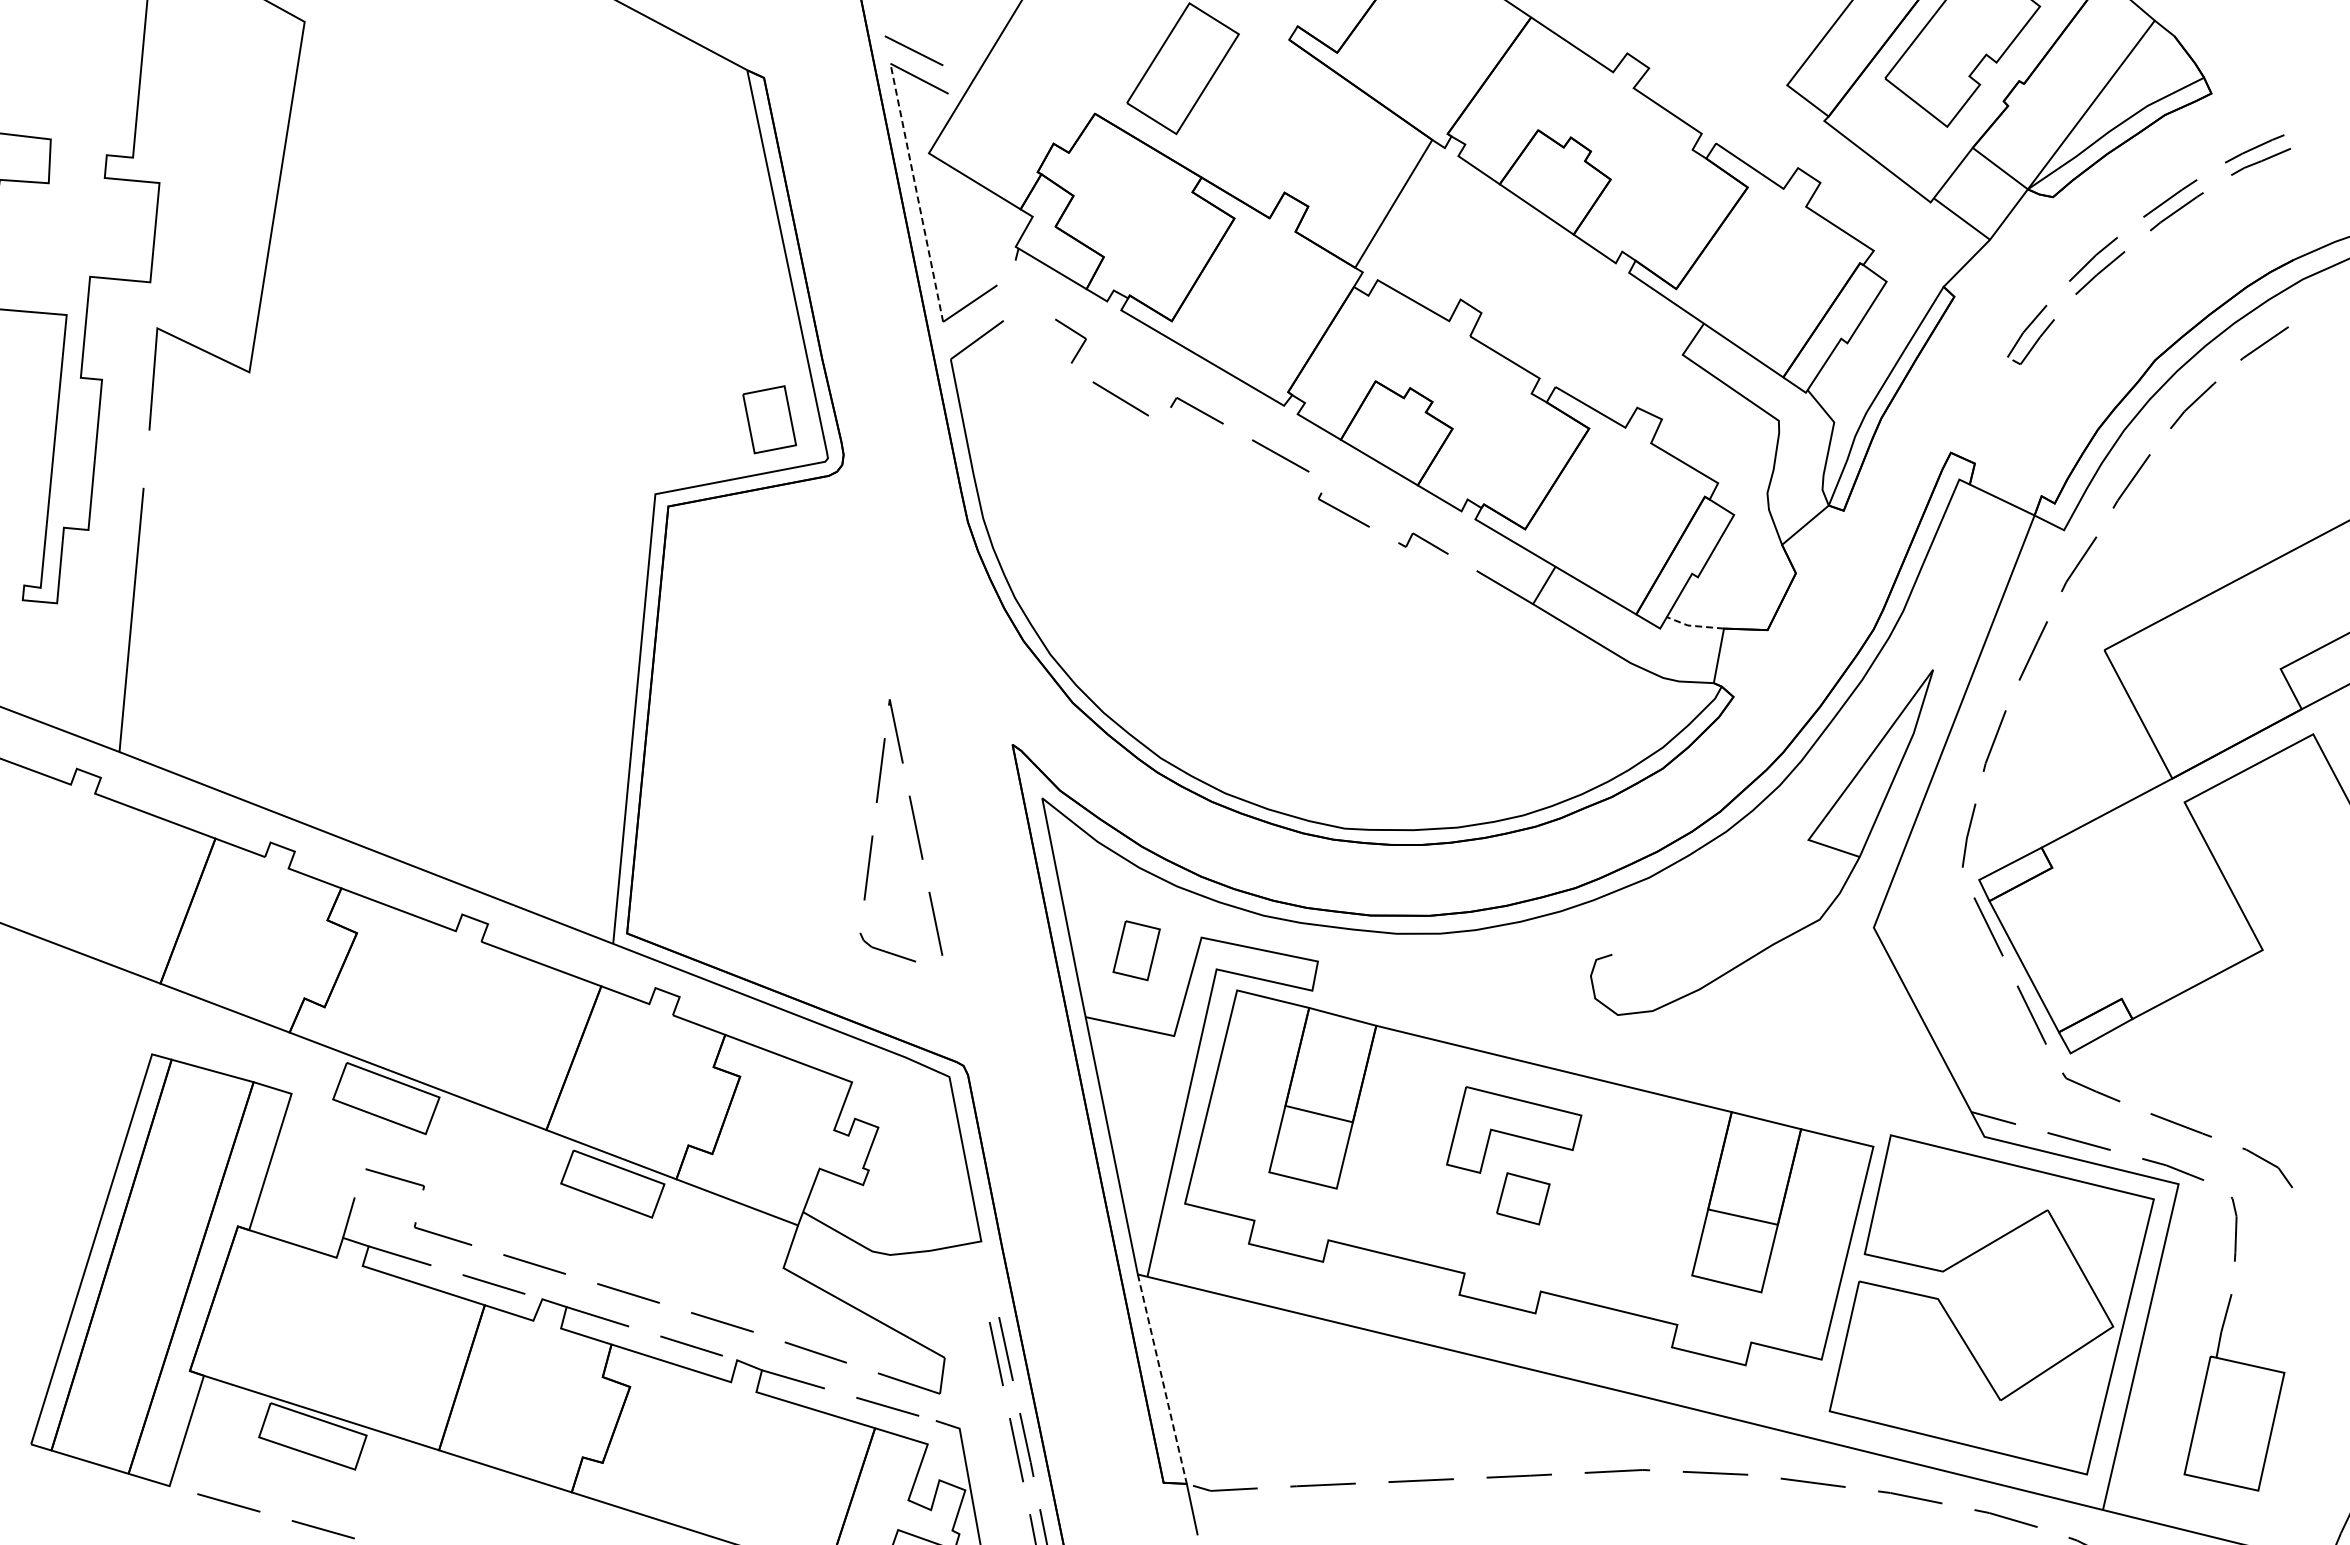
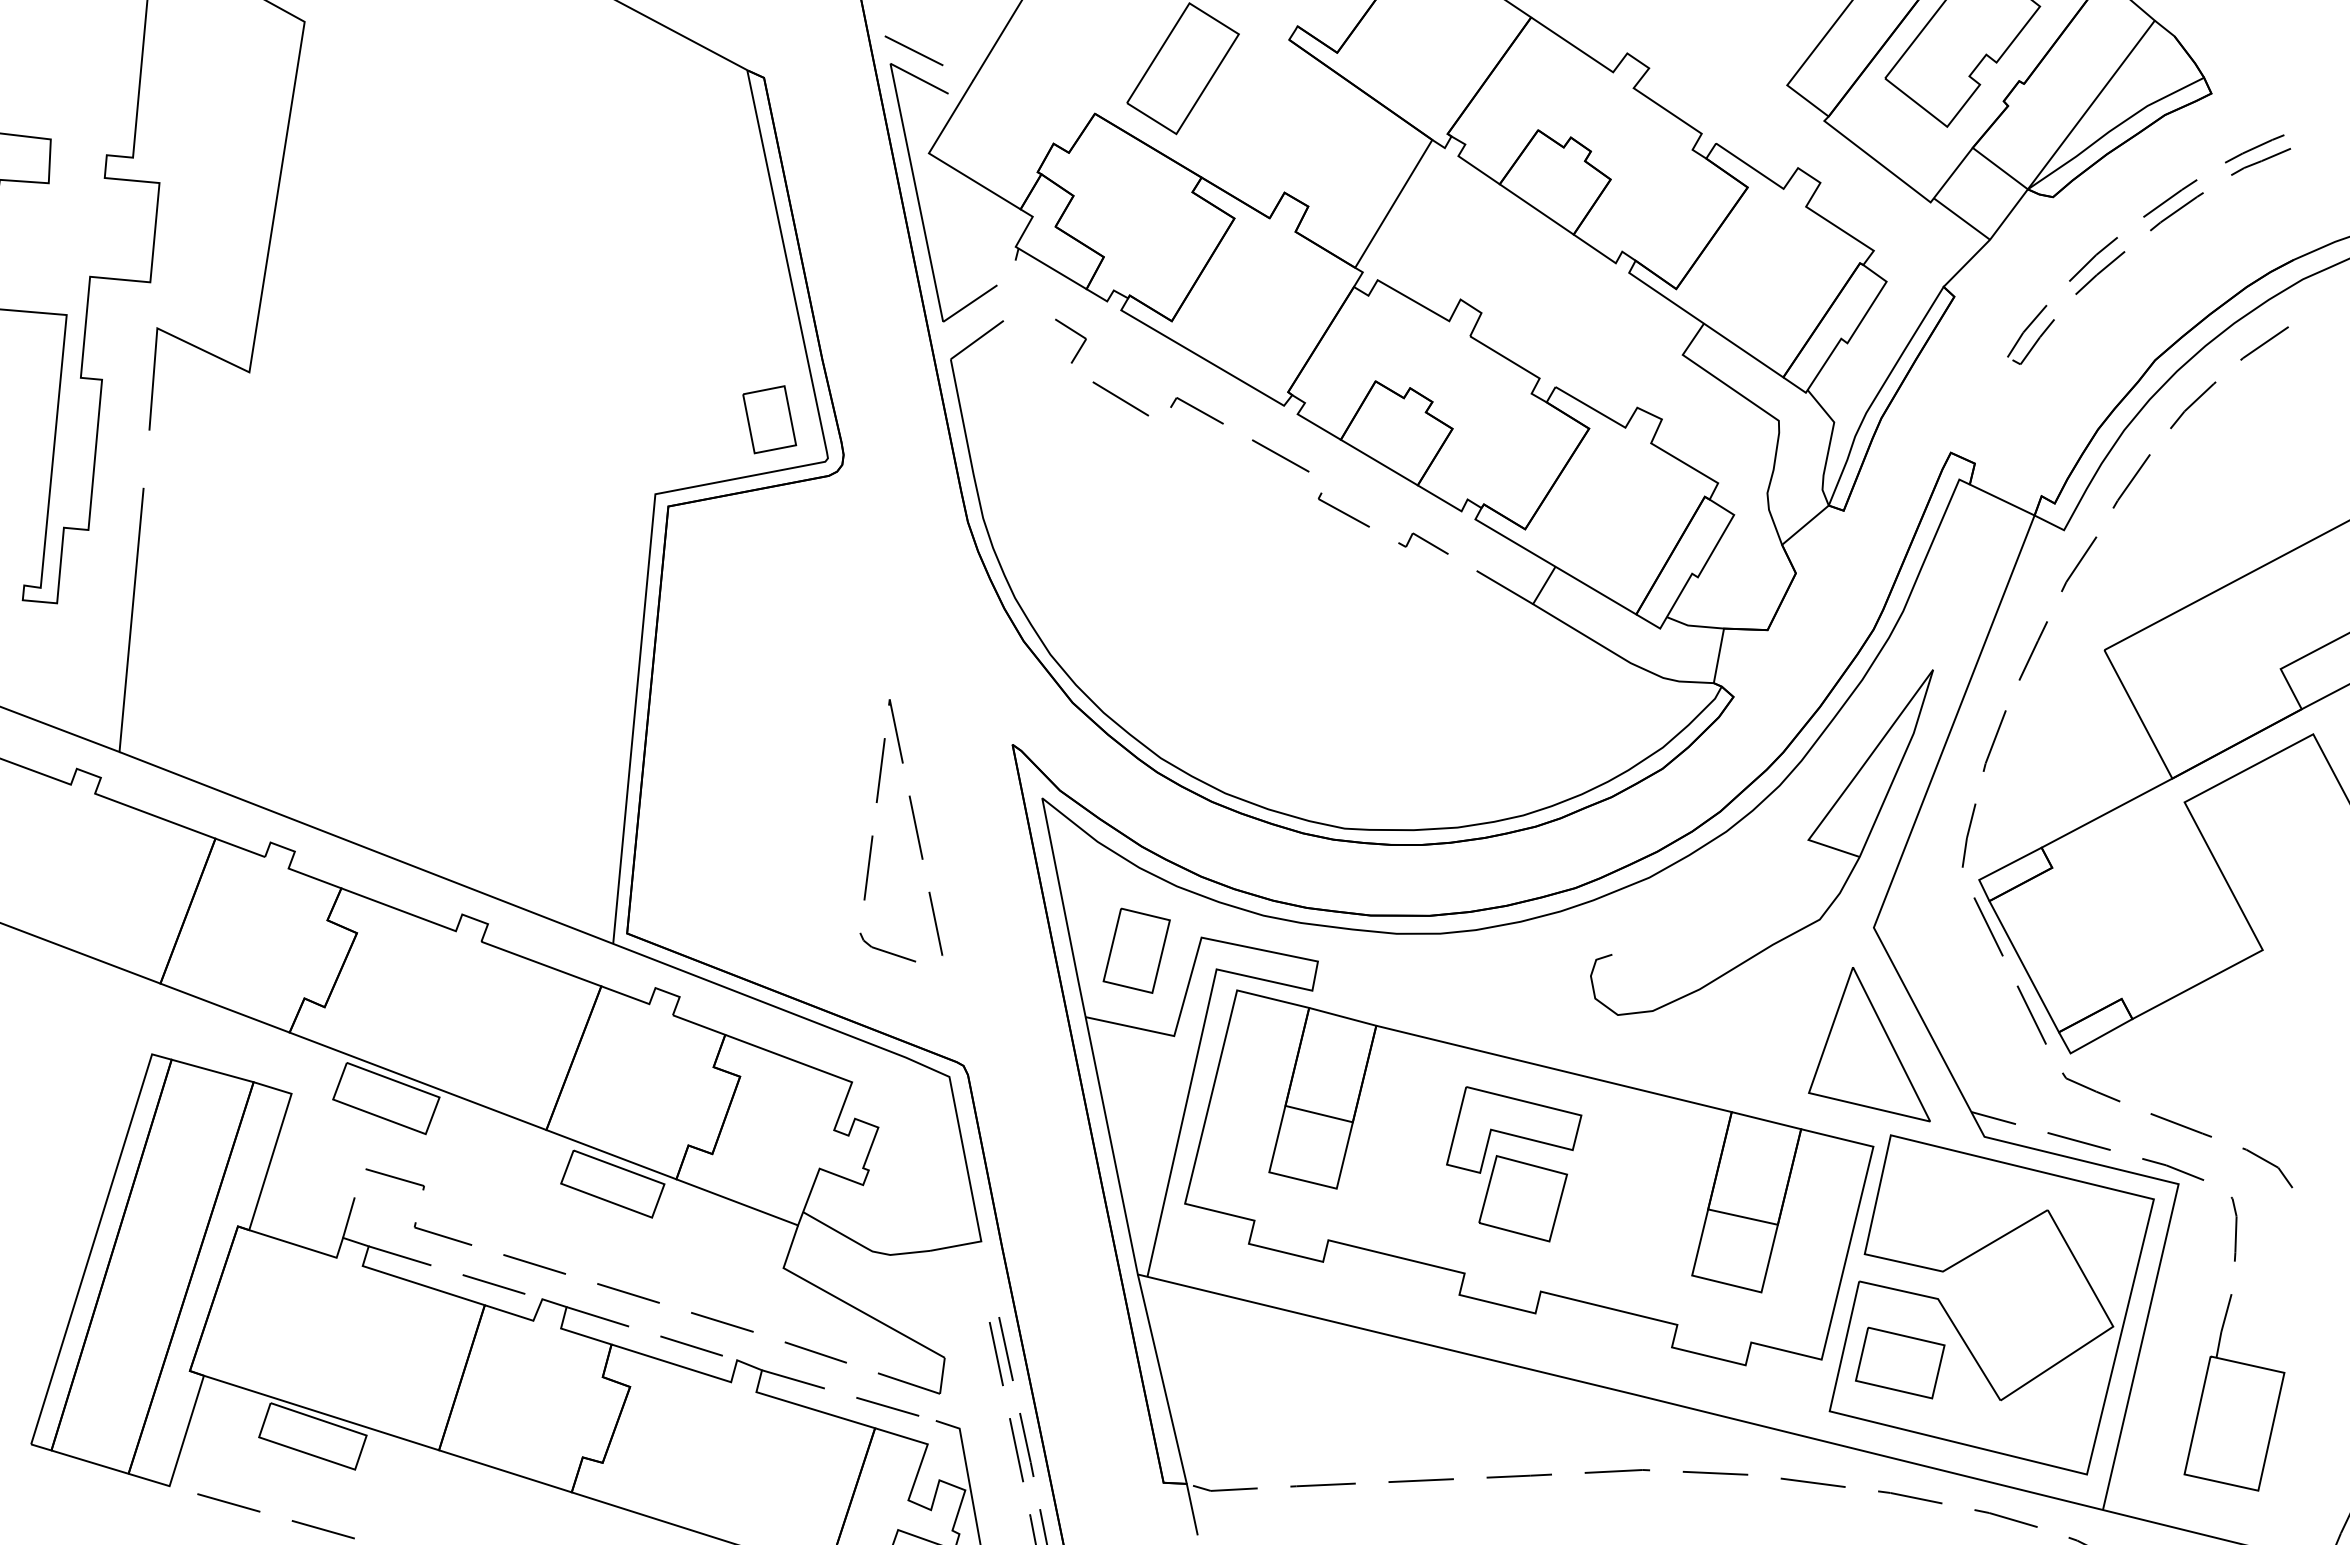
line: dashed -> solid (916, 192)
line: dashed -> solid (1693, 626)
part size: 49x62 px -> 69x87 px (1136, 950)
part: none -> present (1869, 1044)
part size: 55x54 px -> 91x88 px (1523, 1198)
part: none -> present (1900, 1362)
line: dashed -> solid (1162, 1379)
